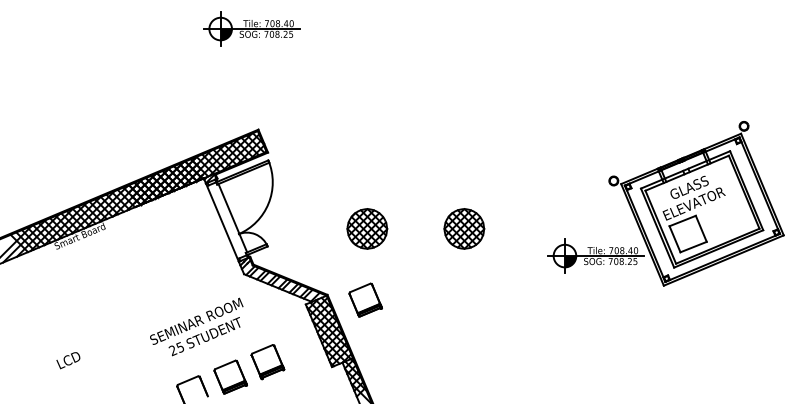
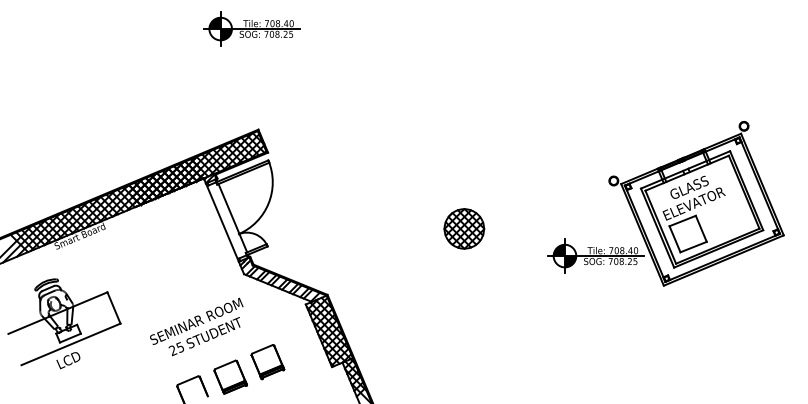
fill: none -> present (214, 23)
part: present -> none (367, 228)
fill: none -> present (558, 250)
part: present -> none (365, 299)
part: none -> present (64, 322)
